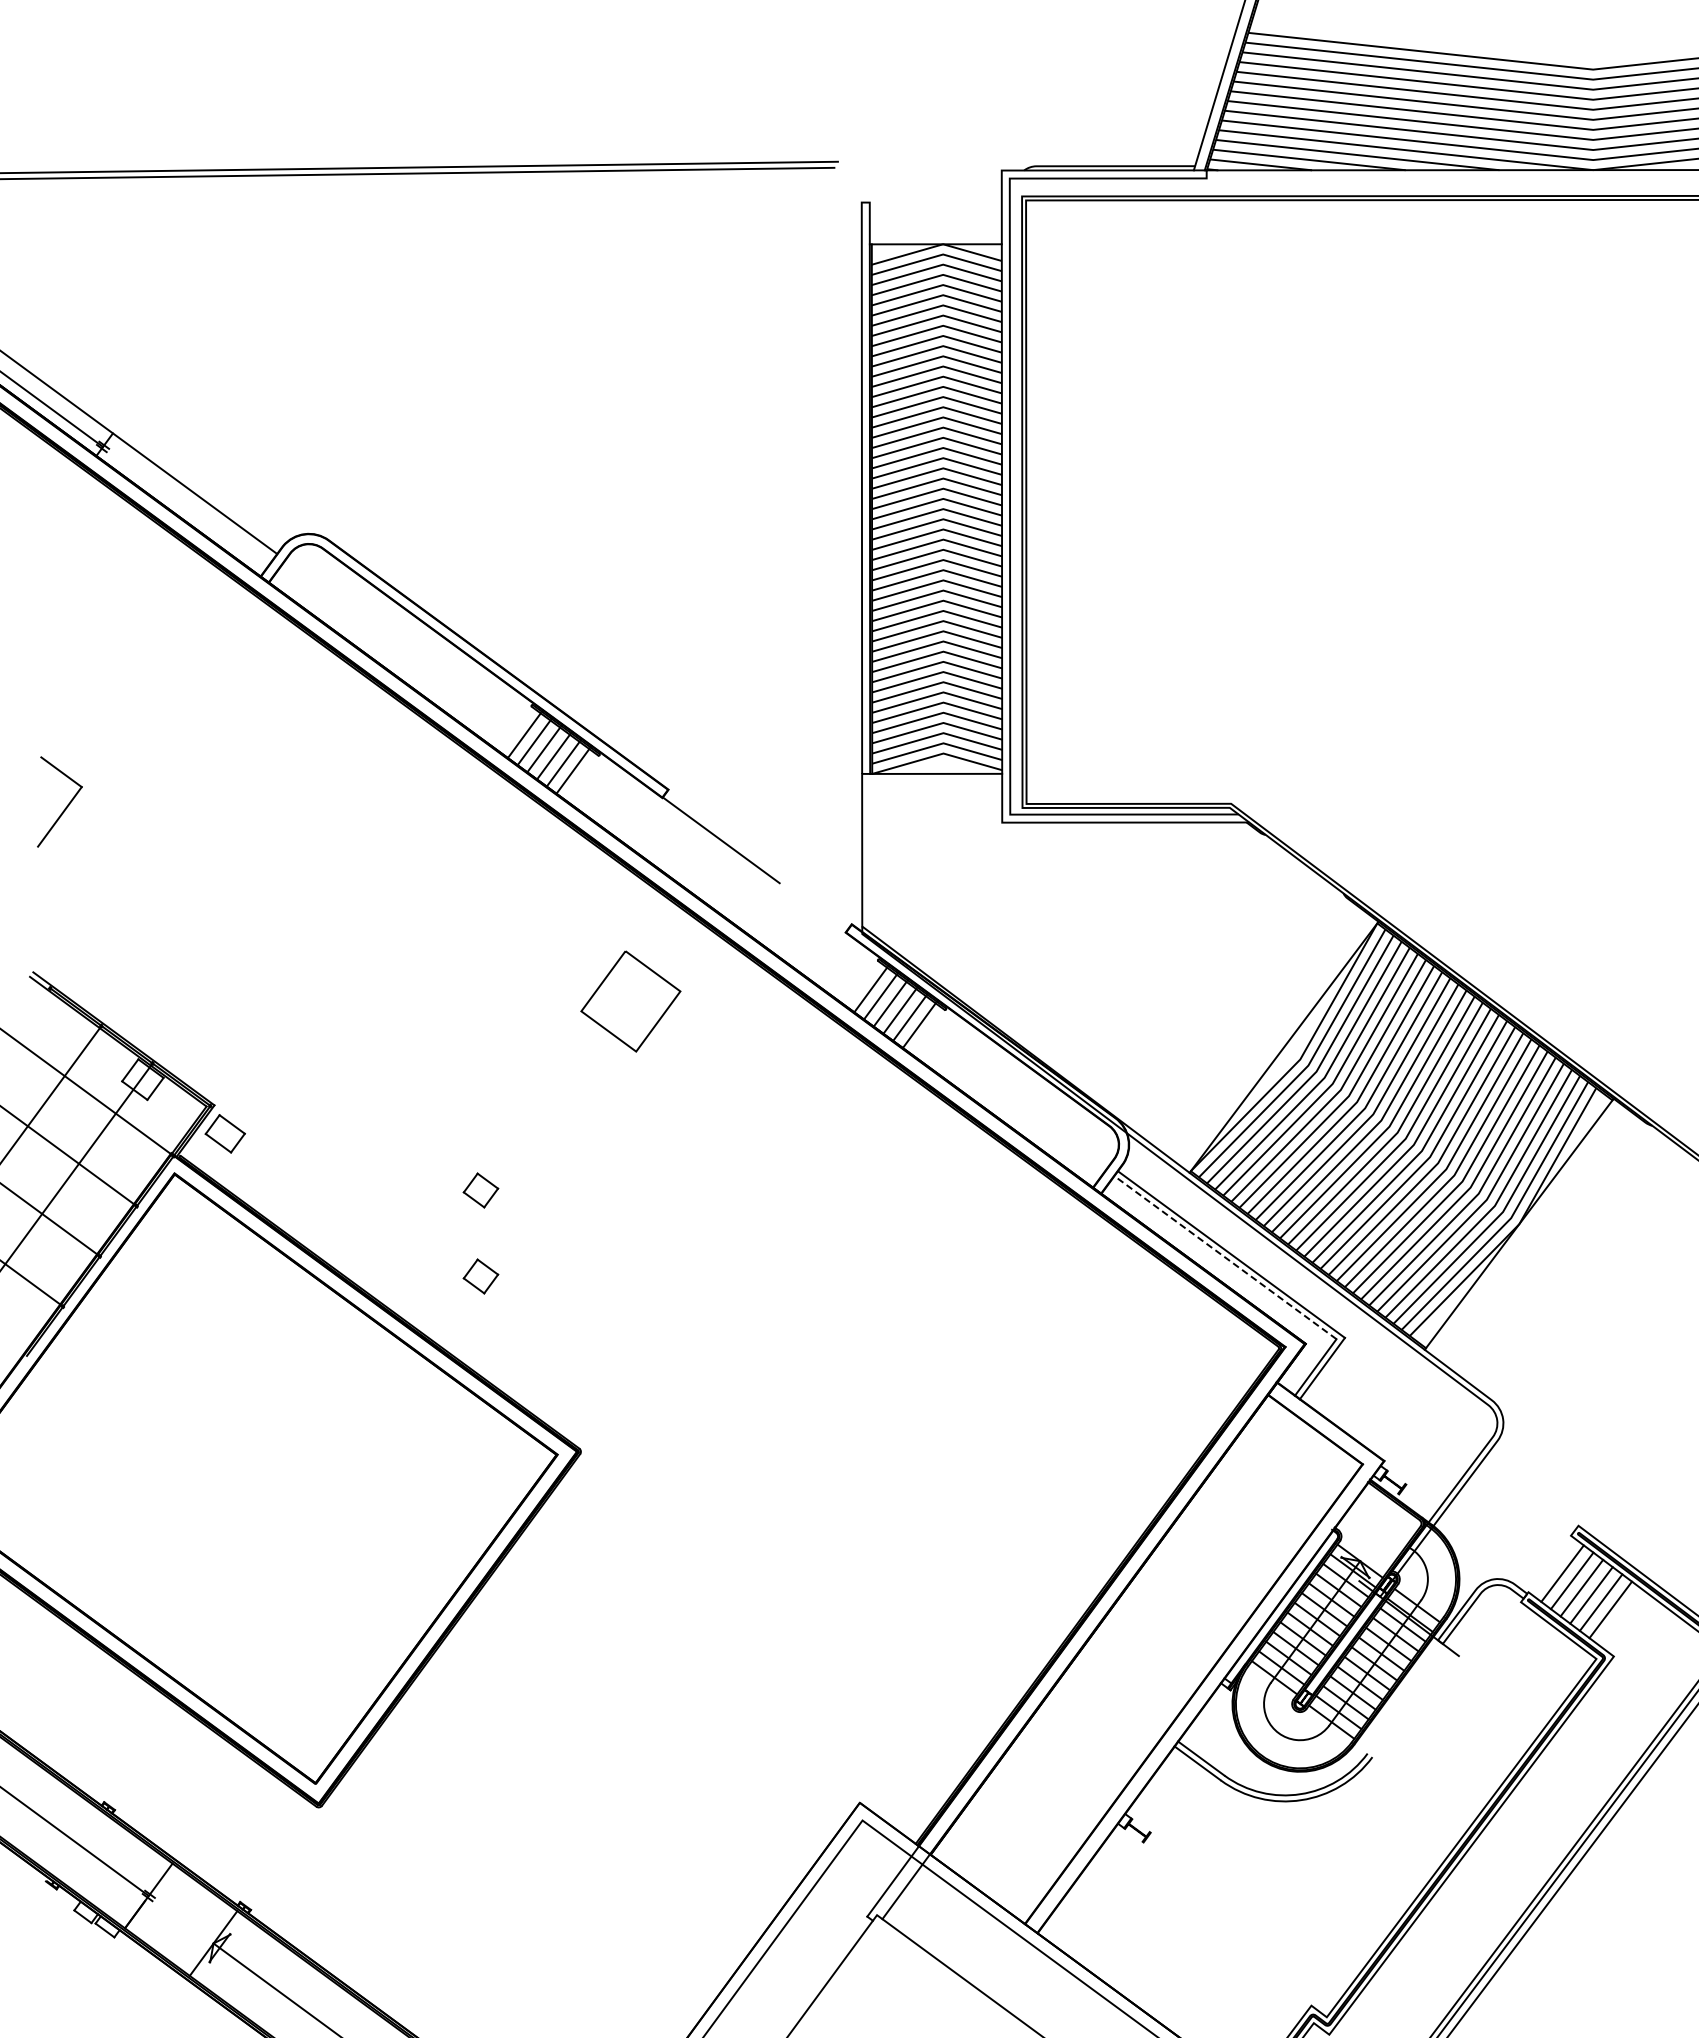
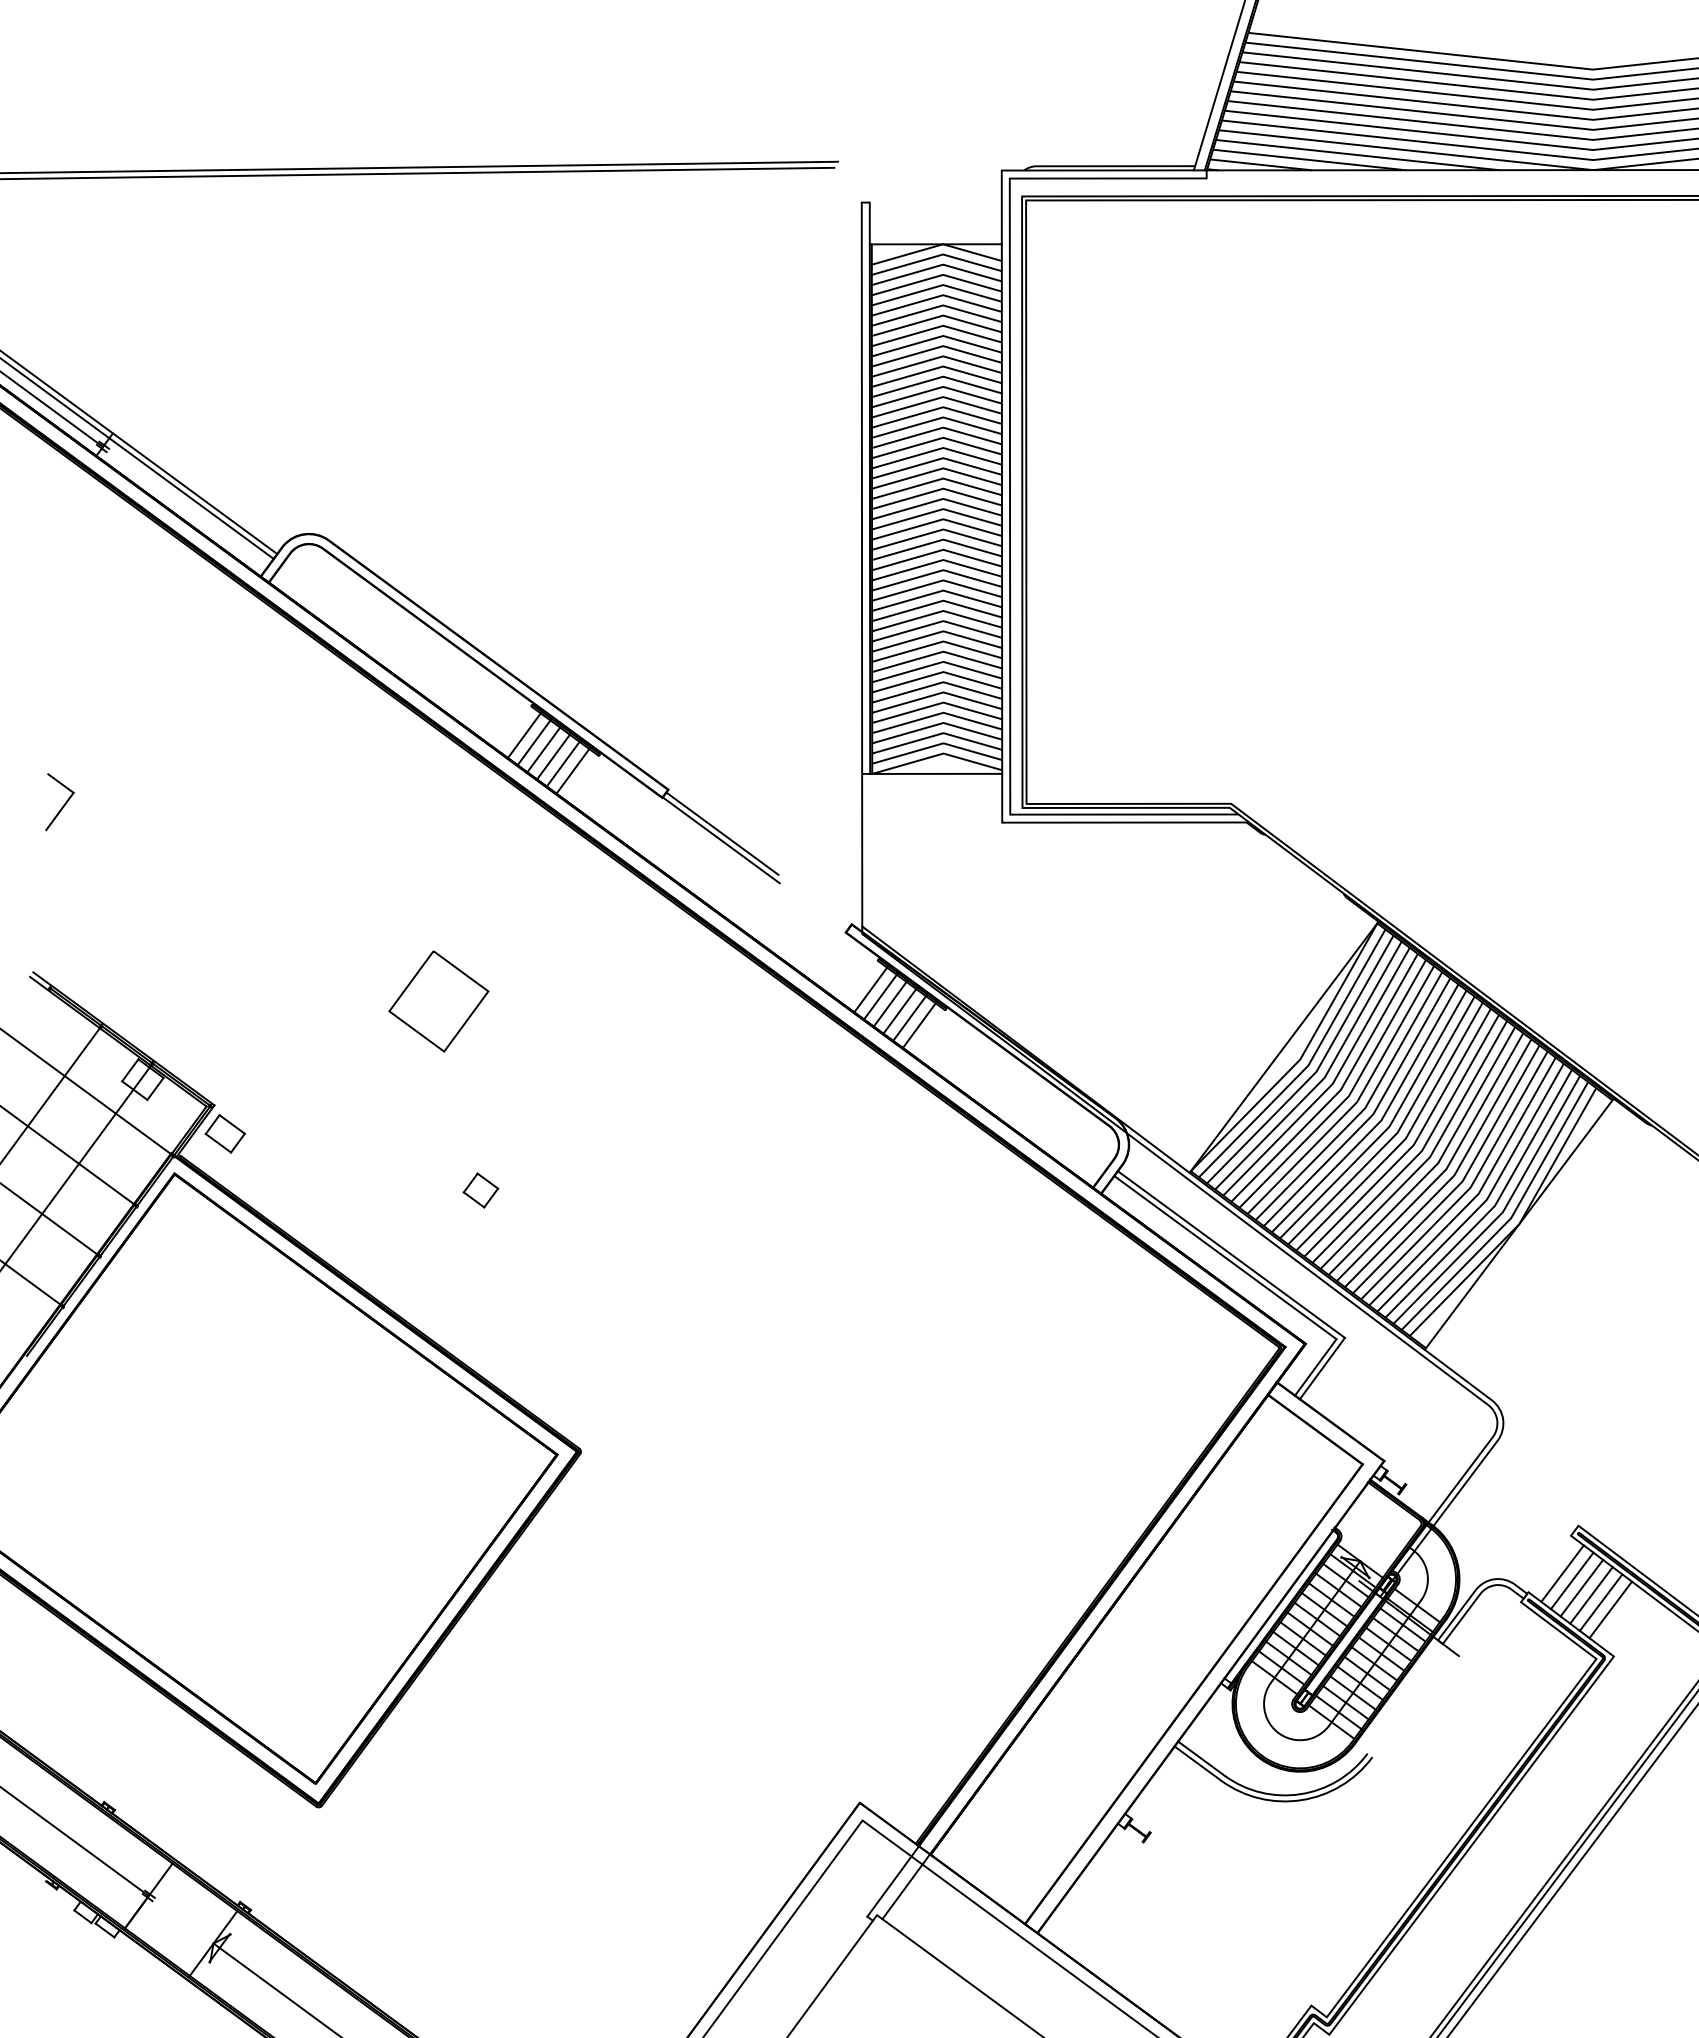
line: none -> present (137, 458)
part size: 46x92 px -> 30x59 px (59, 802)
line: none -> present (722, 833)
part position: (630, 1001) -> (438, 1001) (438, 1001)
line: dashed -> solid (1225, 1257)
part: present -> none (480, 1276)
